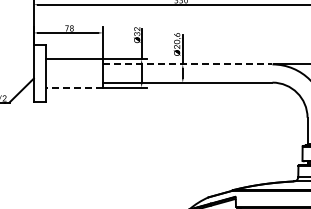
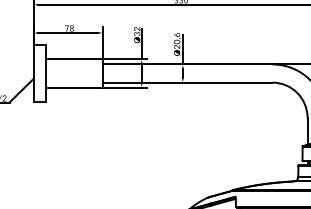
line: dashed -> solid (187, 64)
line: dashed -> solid (74, 87)
